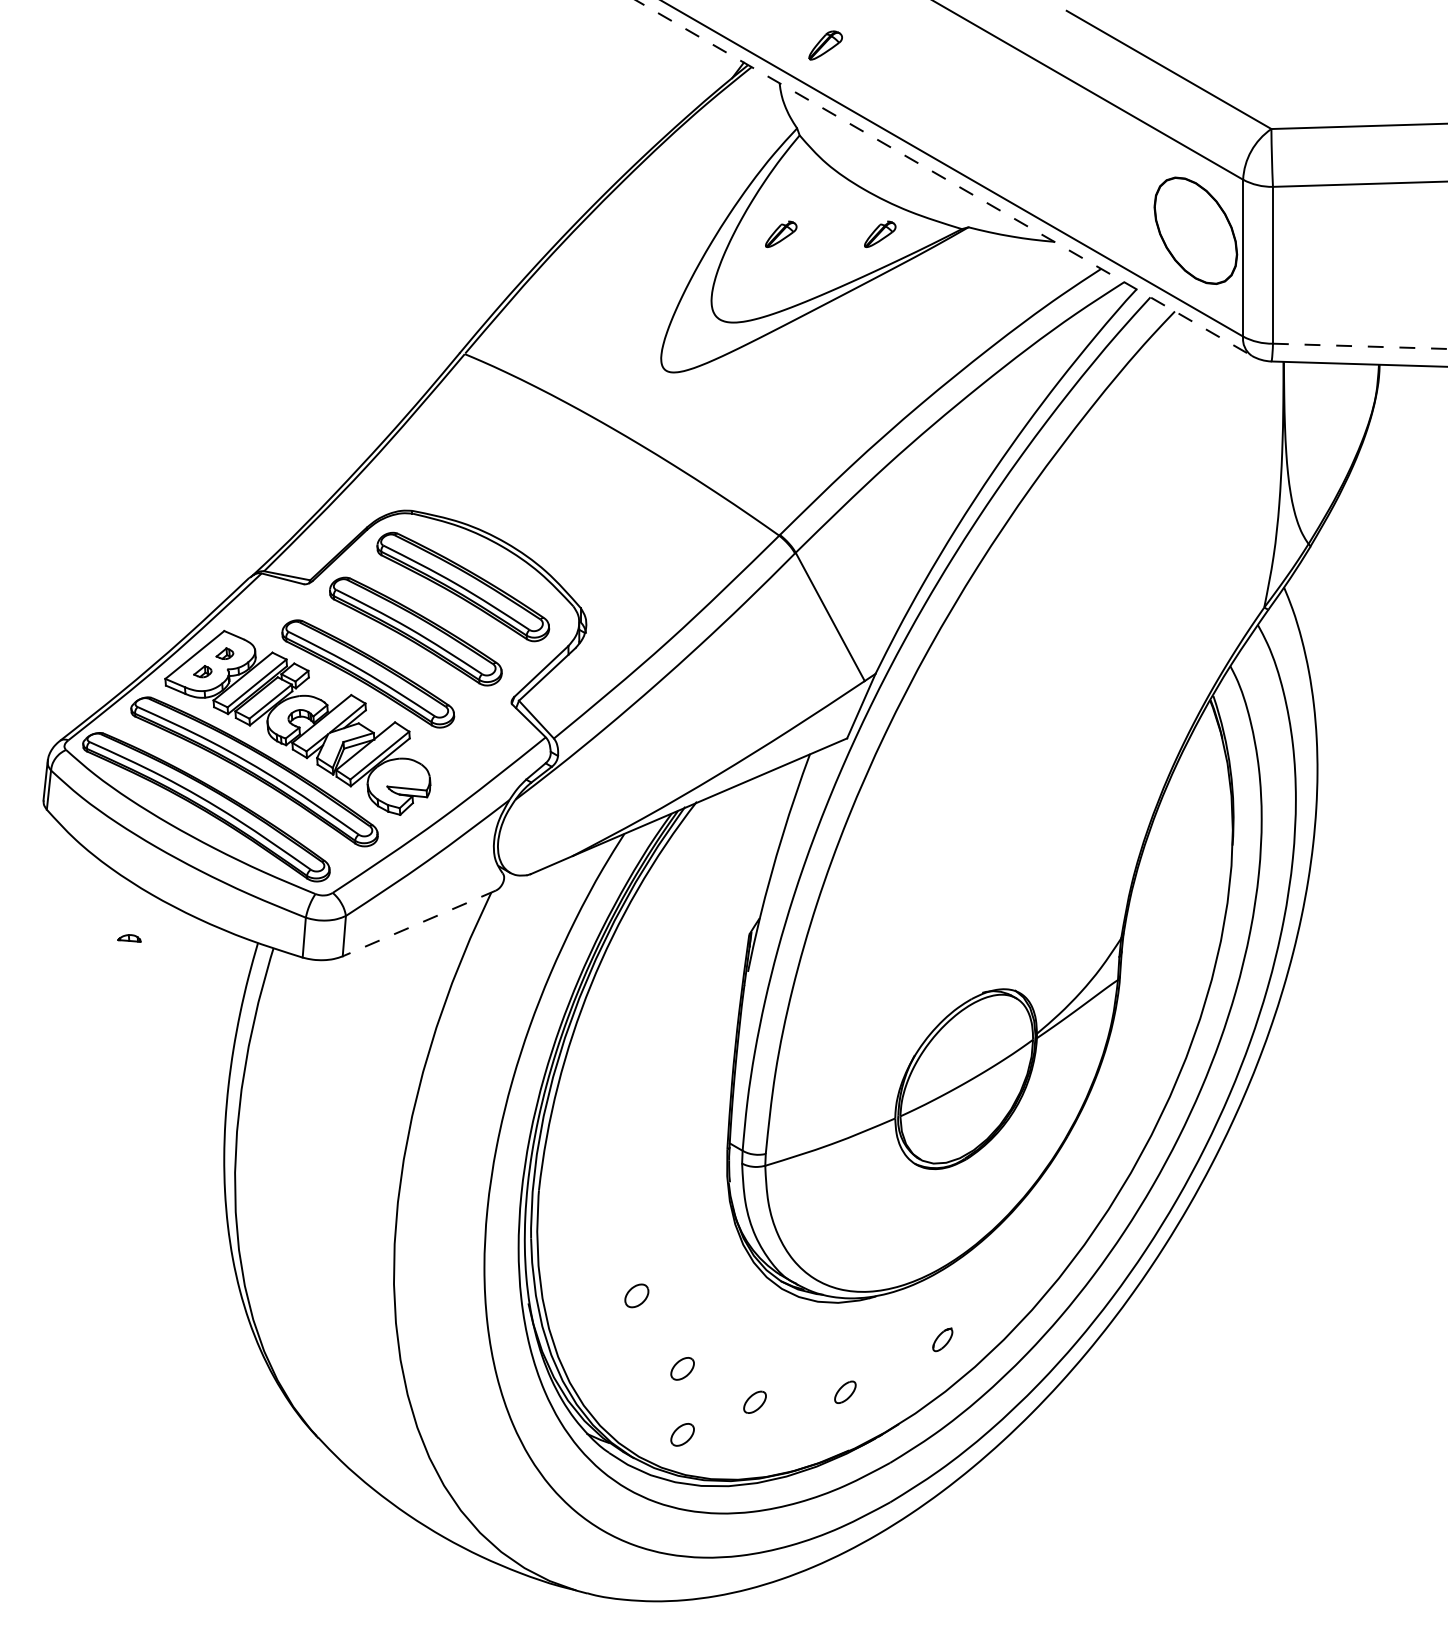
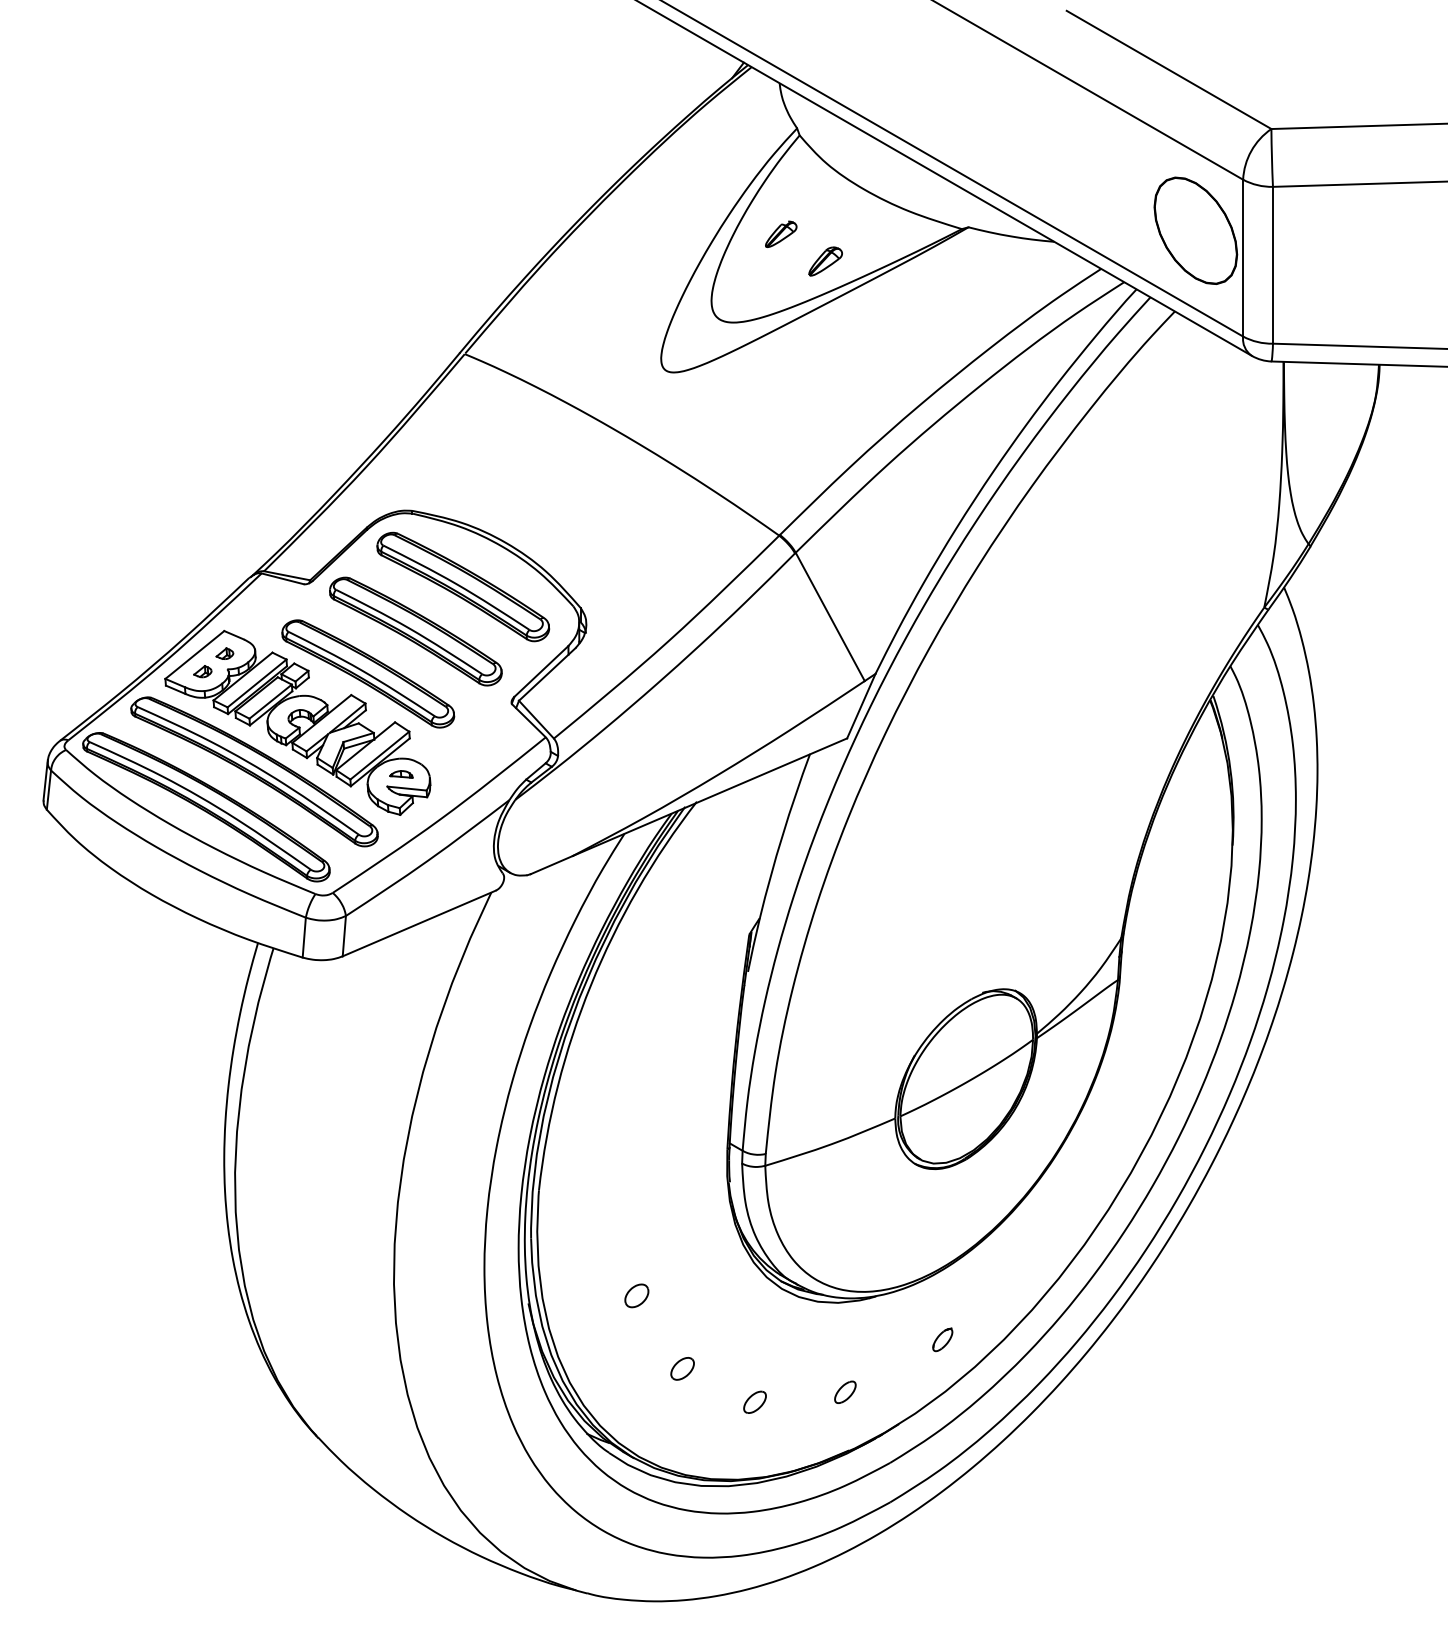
part position: (825, 45) -> (825, 261) (825, 261)
line: dashed -> solid (943, 178)
part: present -> none (880, 233)
line: dashed -> solid (1360, 346)
line: dashed -> solid (418, 923)
part position: (129, 938) -> (401, 774) (401, 774)
part: present -> none (682, 1434)
